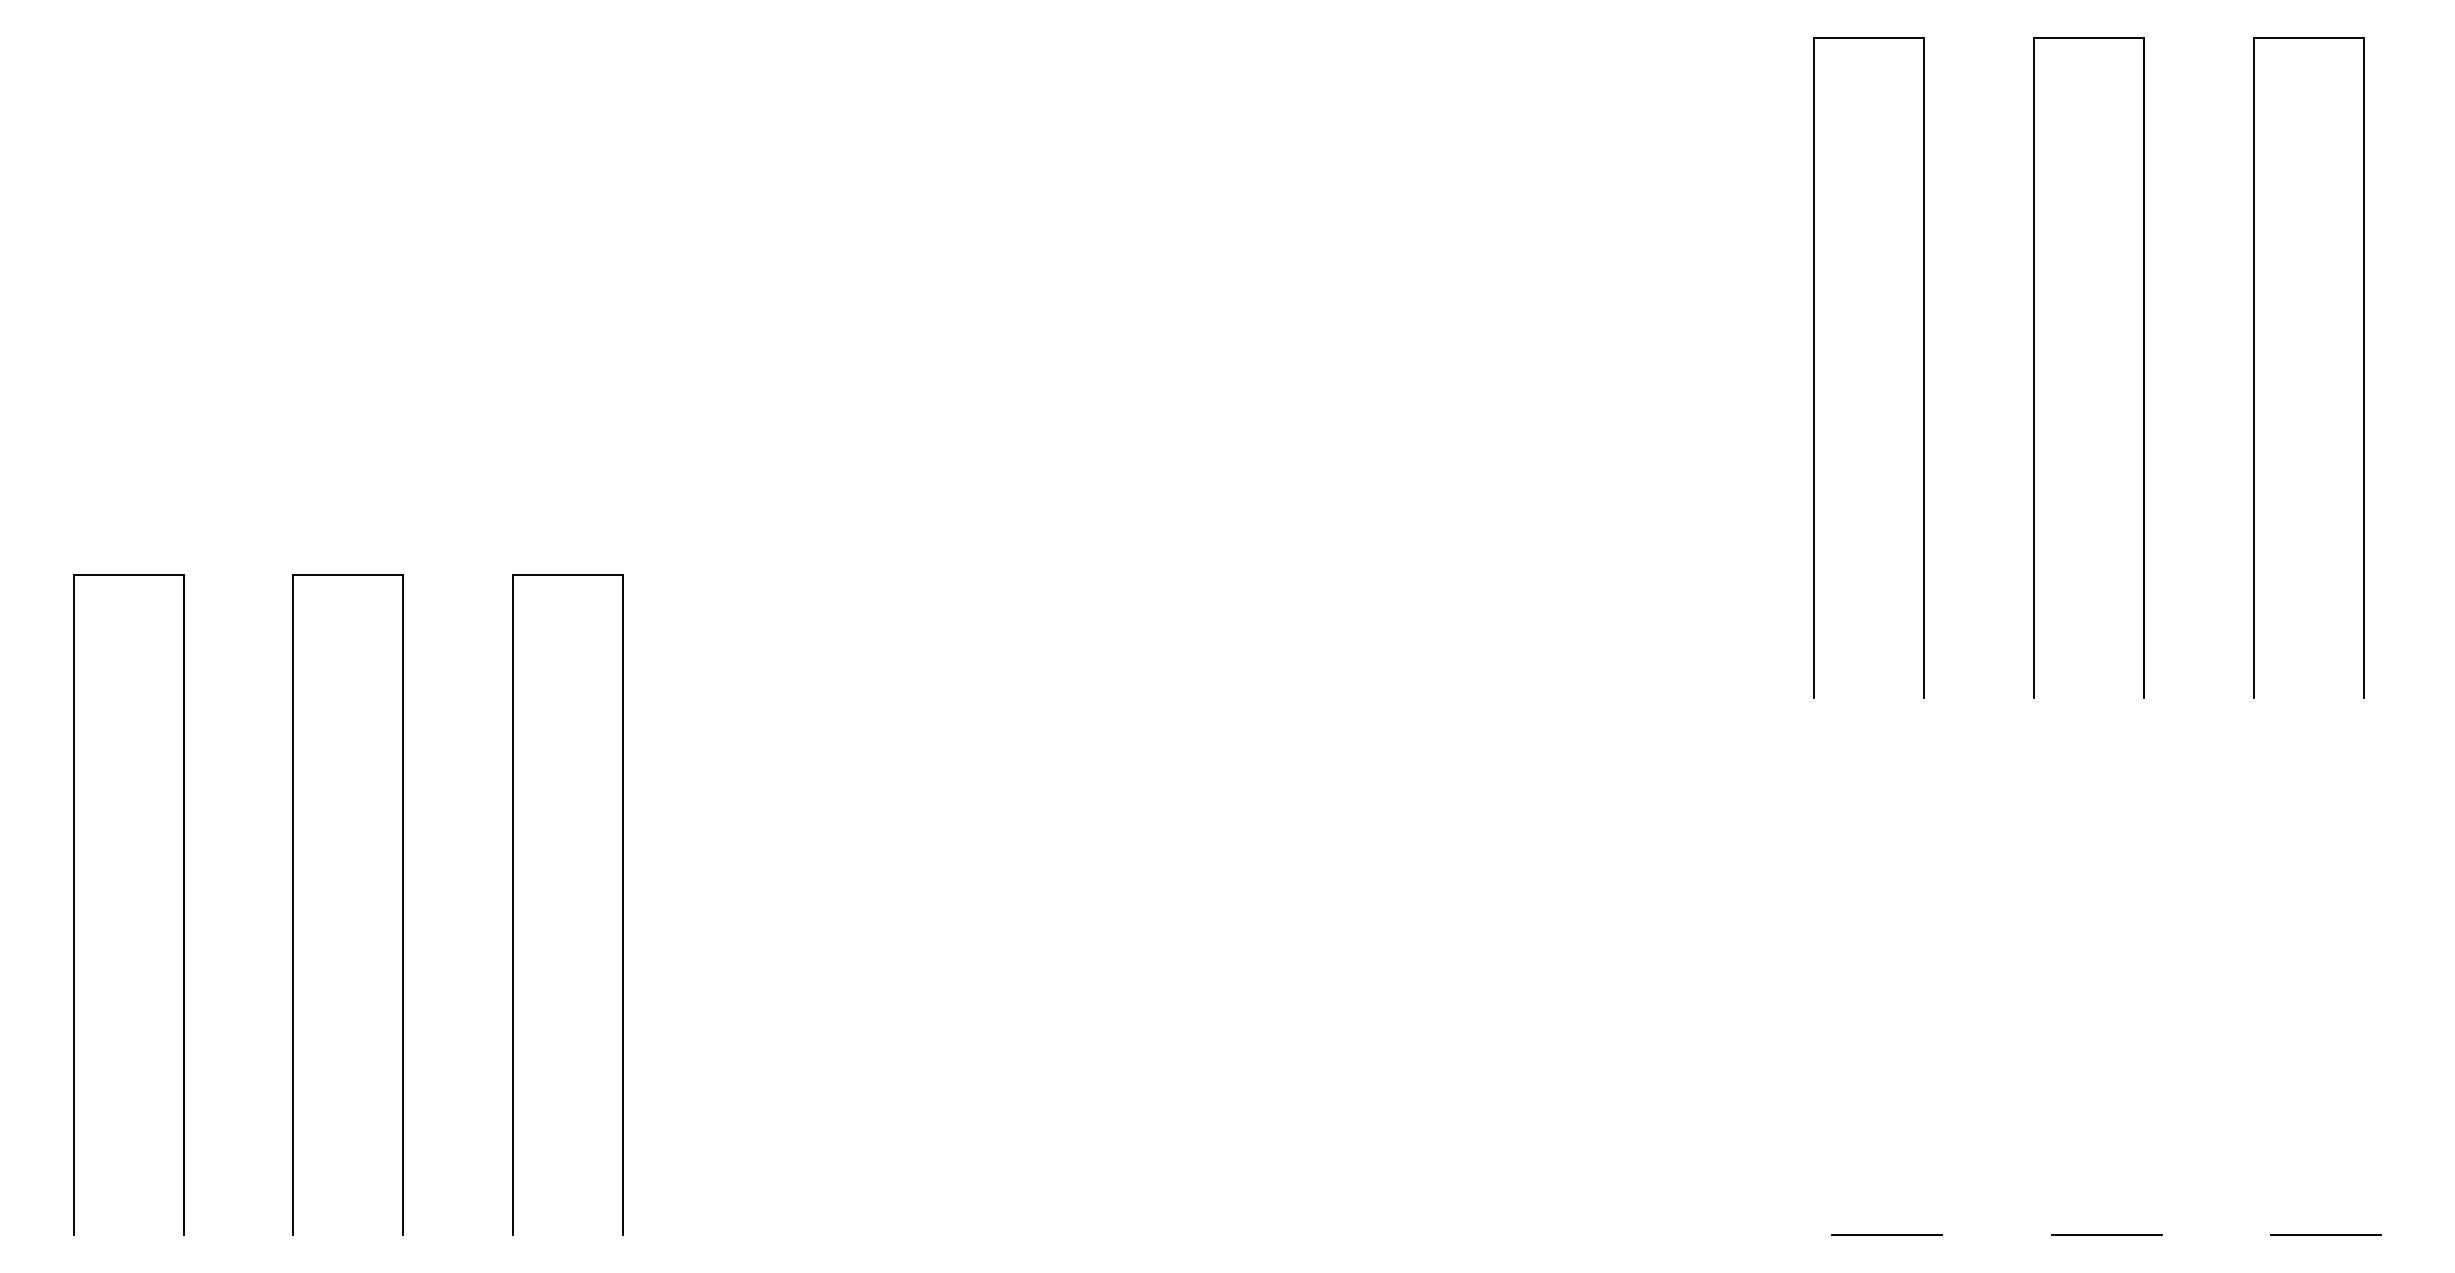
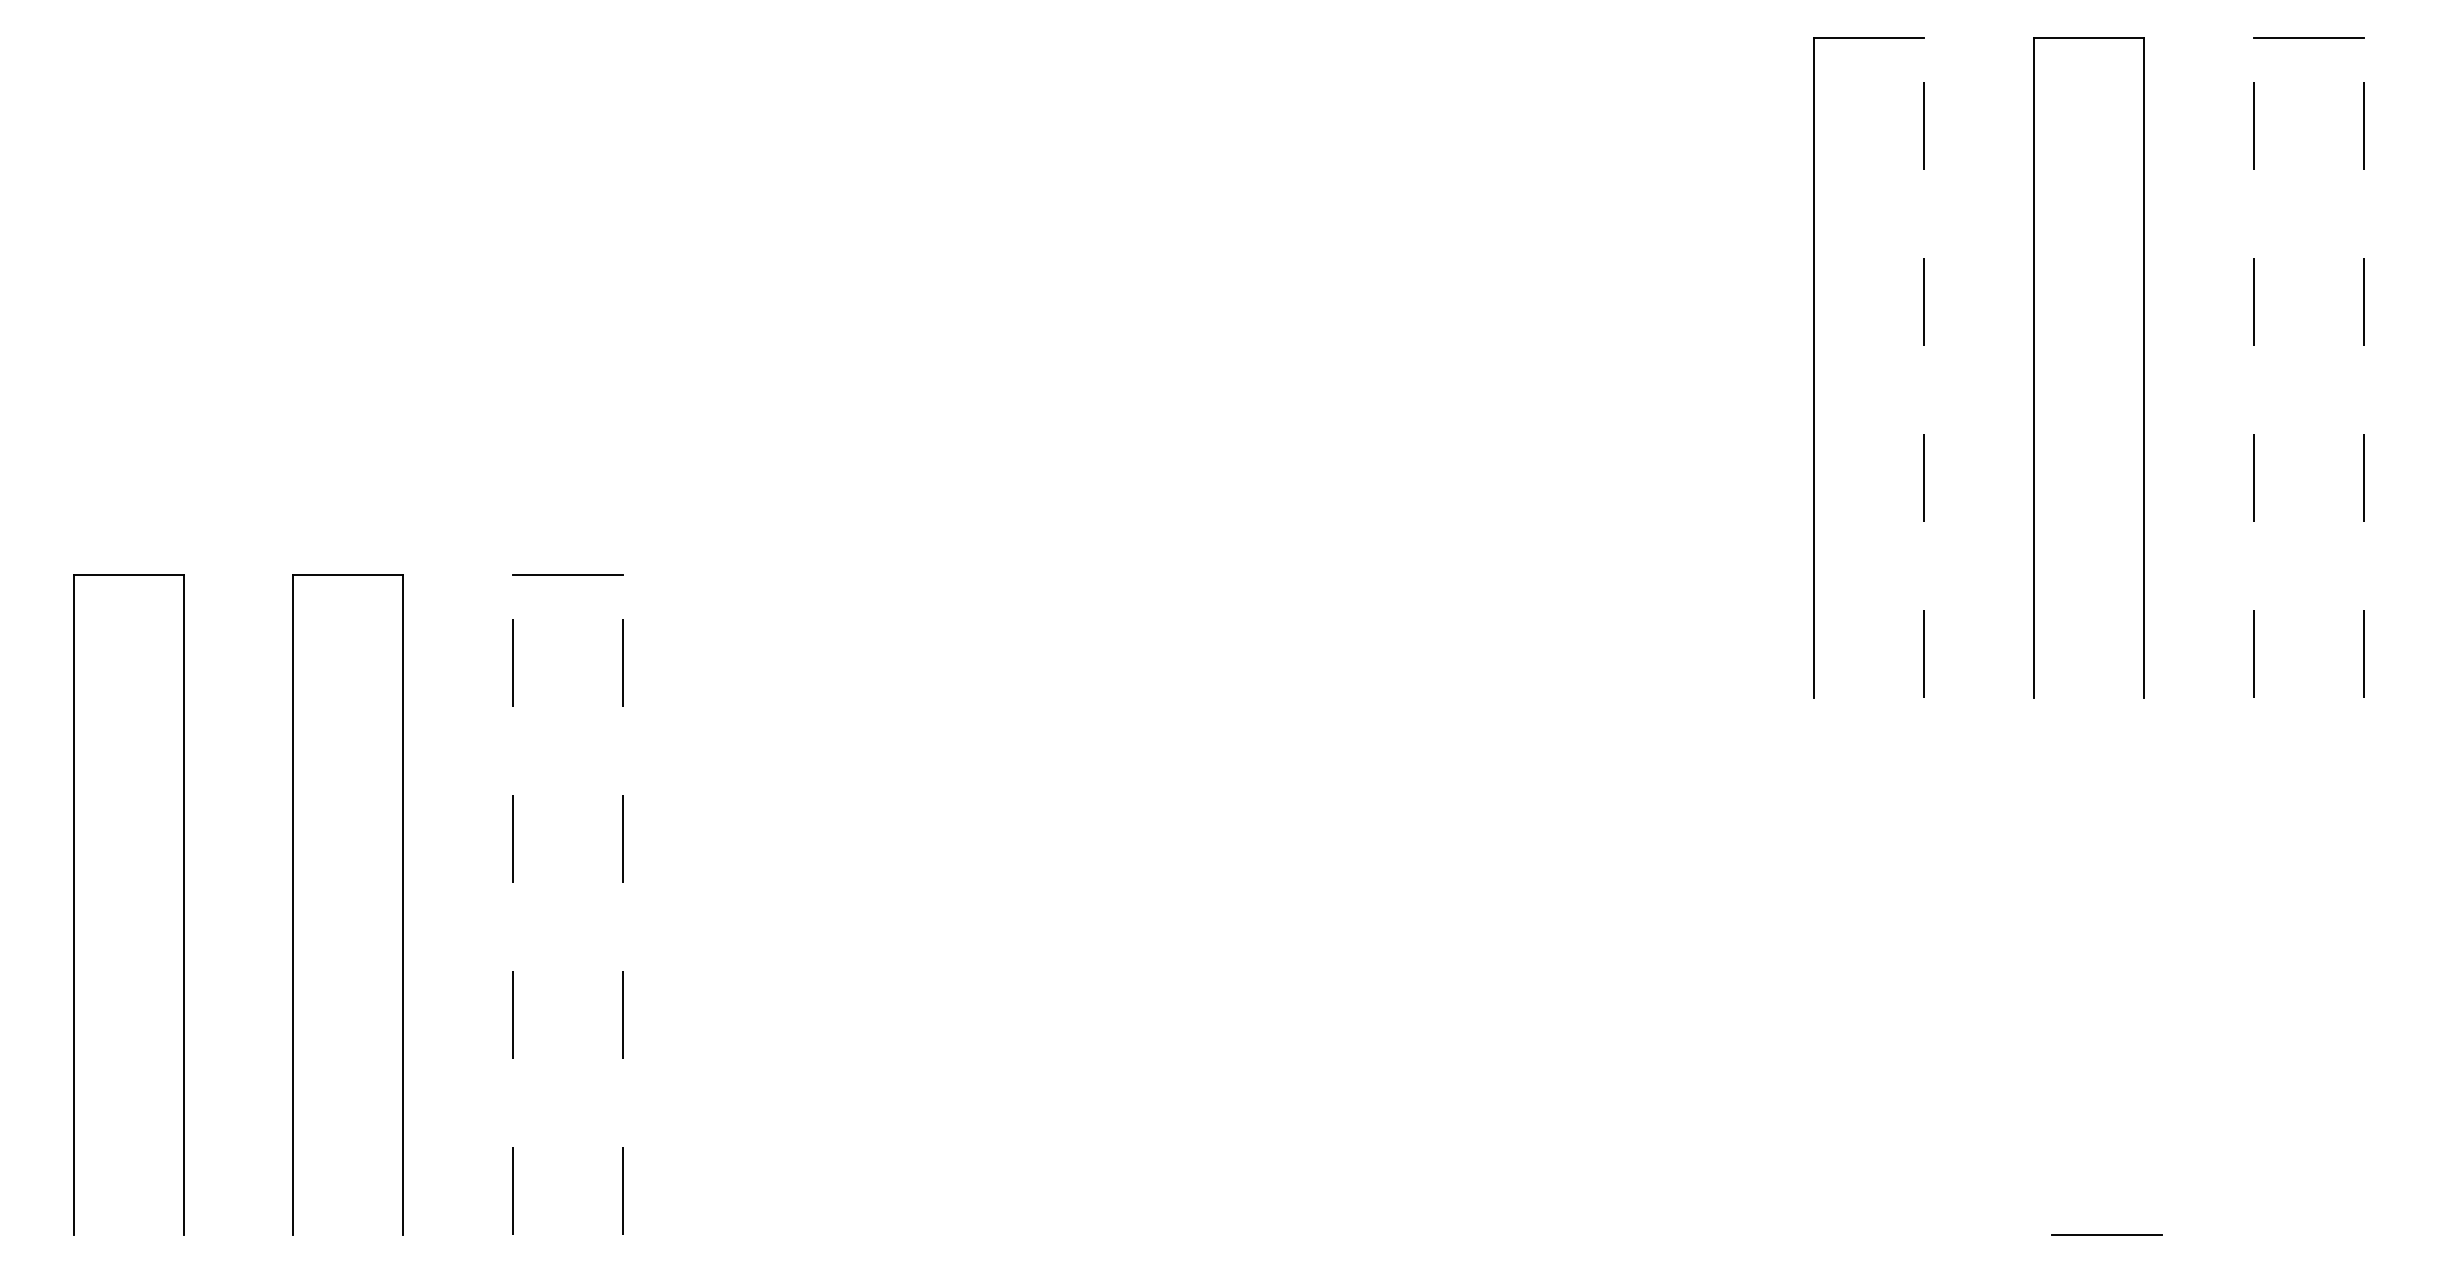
line: solid -> dashed (1923, 367)
line: solid -> dashed (2253, 367)
line: solid -> dashed (2363, 367)
line: solid -> dashed (513, 905)
line: solid -> dashed (623, 905)
line: present -> none (1886, 1234)
line: present -> none (2326, 1234)
